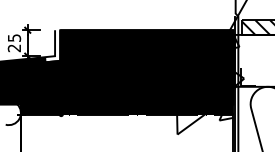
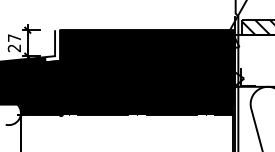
text: 25 -> 27 (14, 37)
hatch: present -> none (205, 124)
